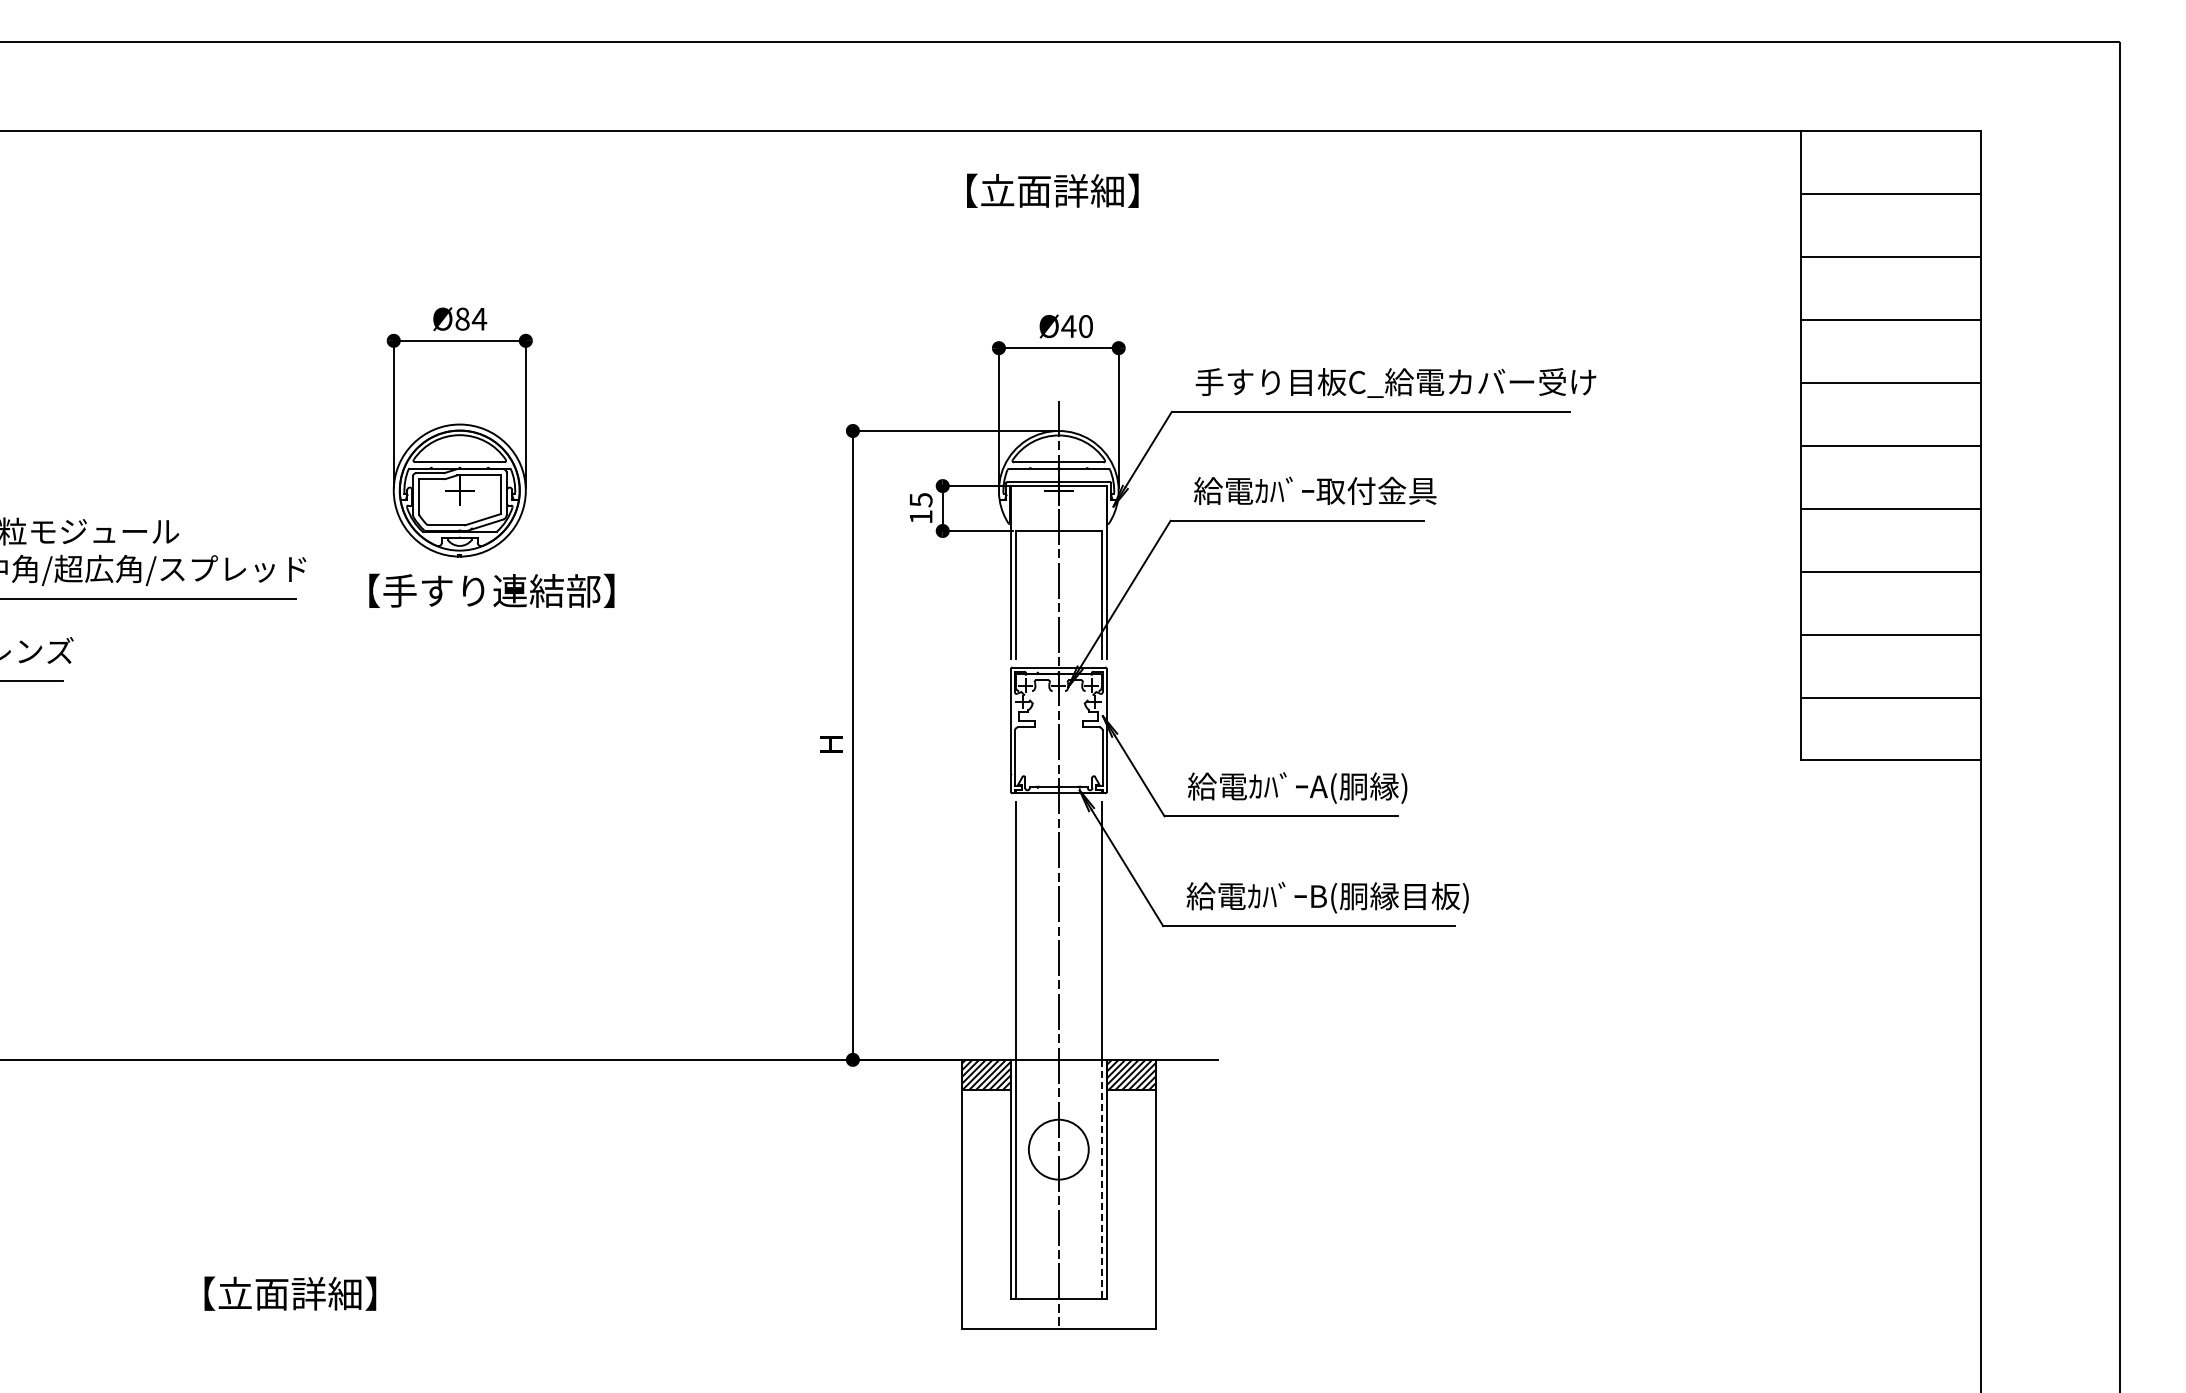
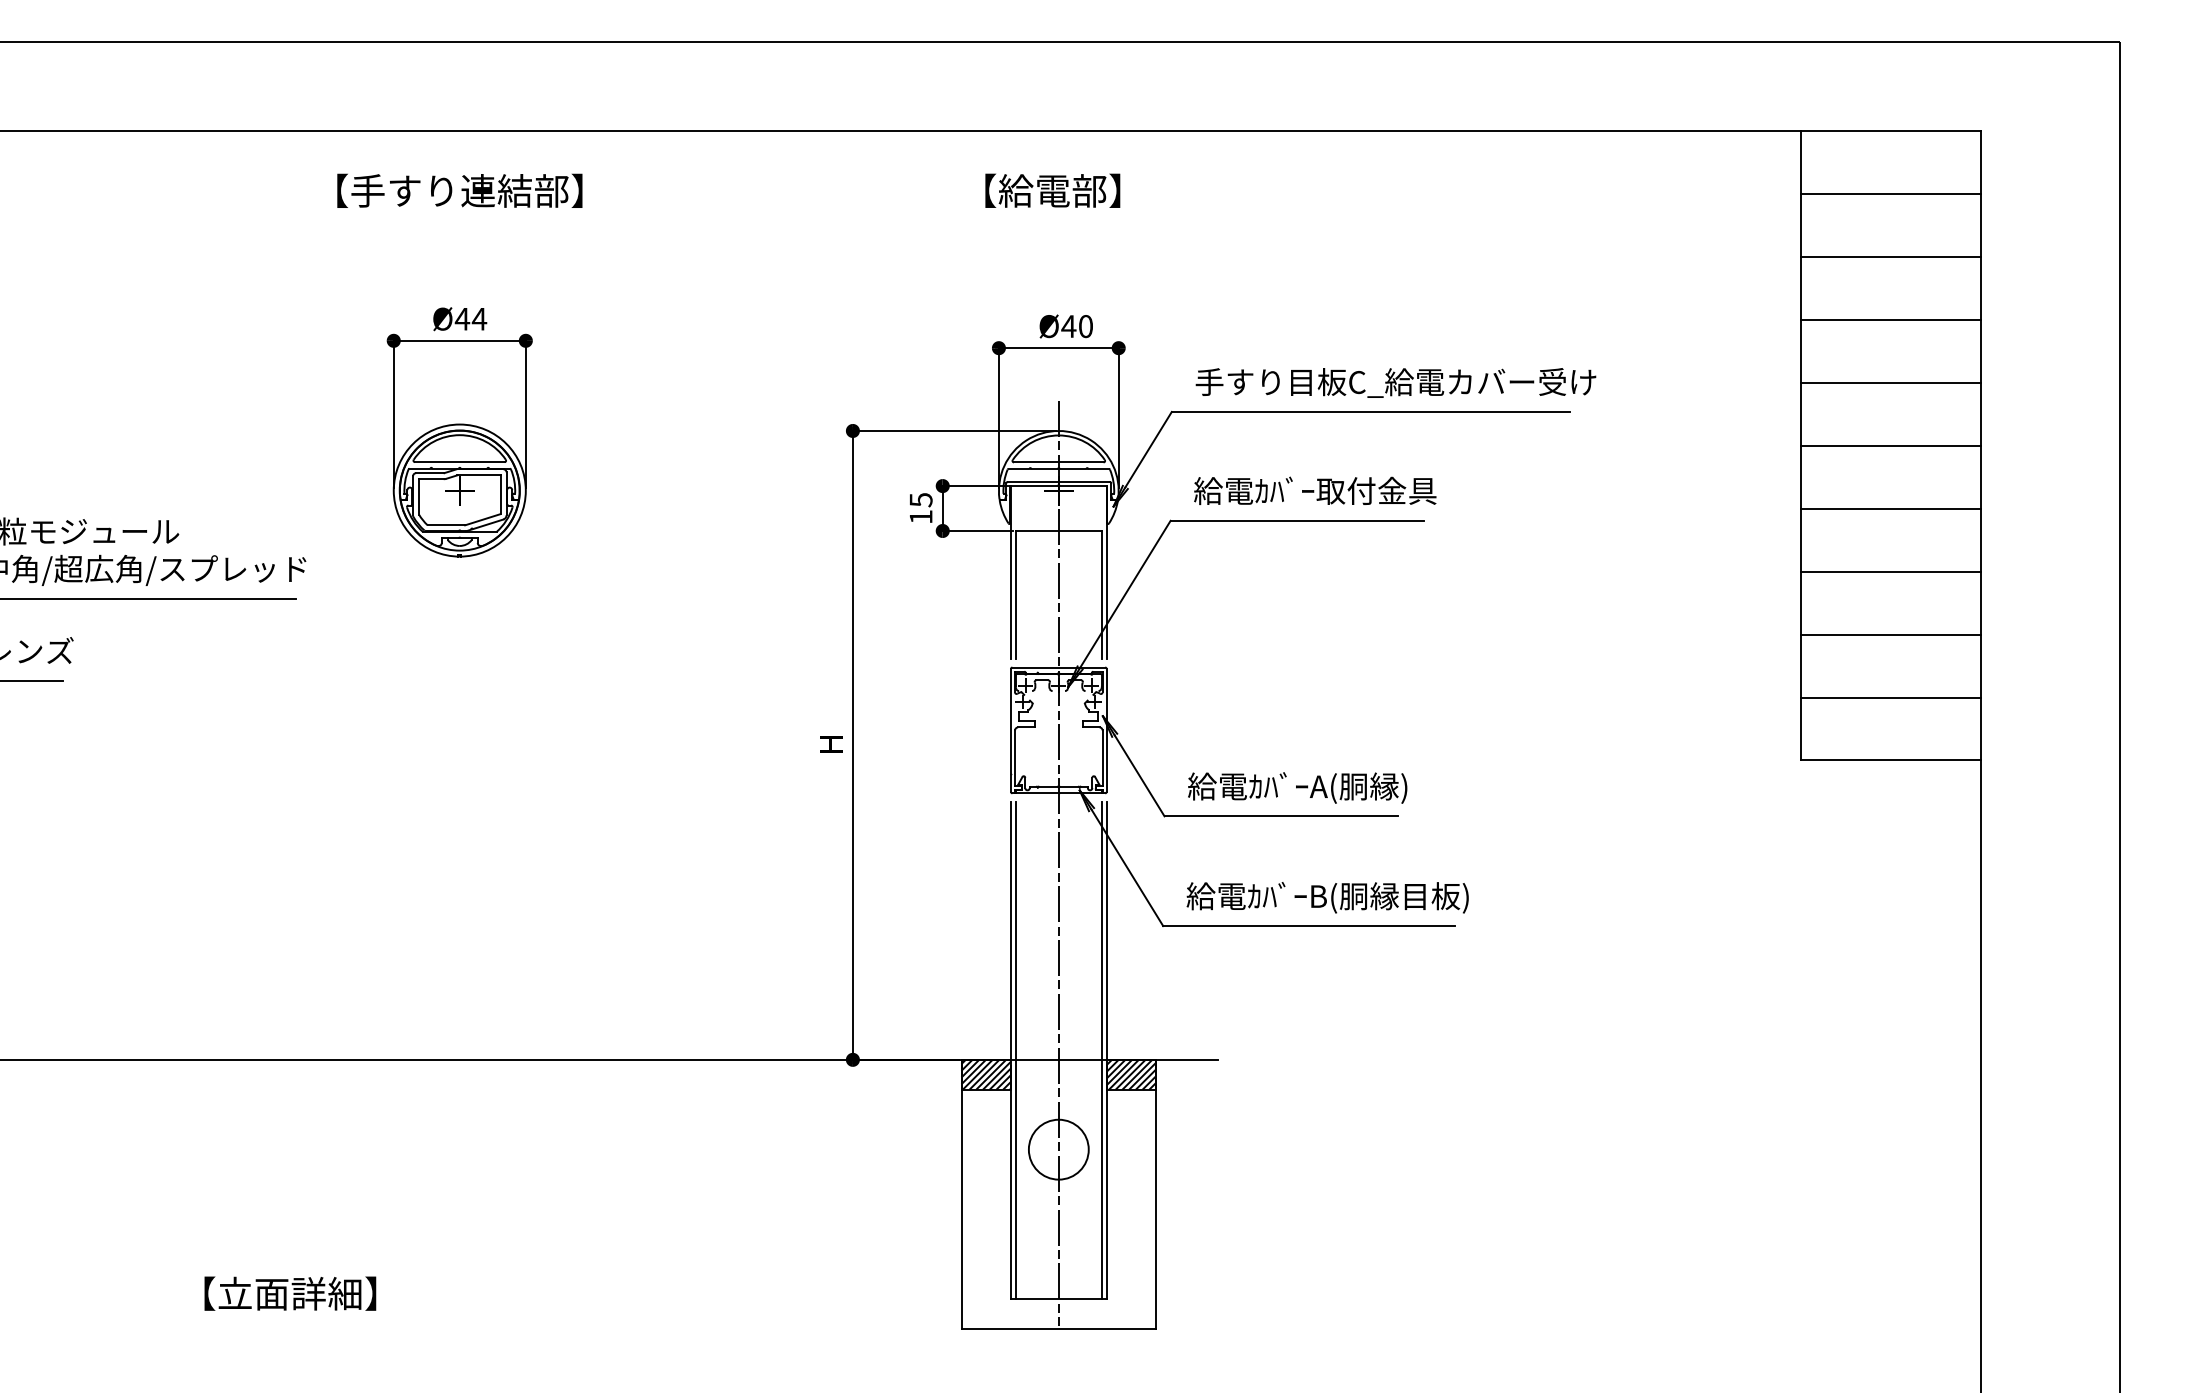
text: 【立面詳細】 -> 【給電部】 (1052, 190)
text: Ø84 -> Ø44 (462, 318)
text position: (491, 590) -> (459, 190) (459, 190)
line: none -> present (1010, 930)
line: none -> present (1106, 930)
line: dashed -> solid (1101, 1179)
